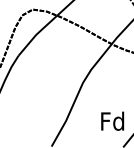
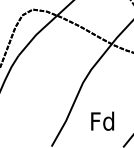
text position: (112, 120) -> (102, 120) (102, 120)
